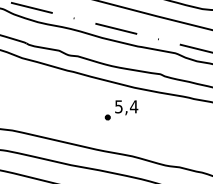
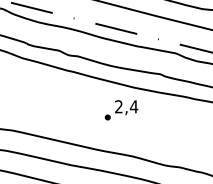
text: 5,4 -> 2,4 (118, 106)
